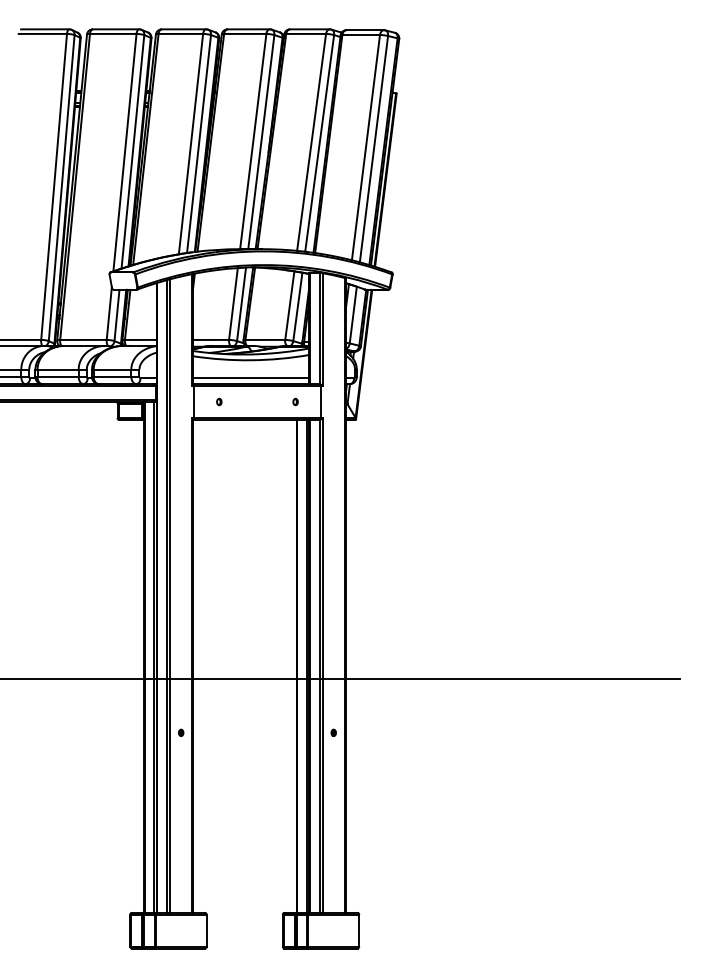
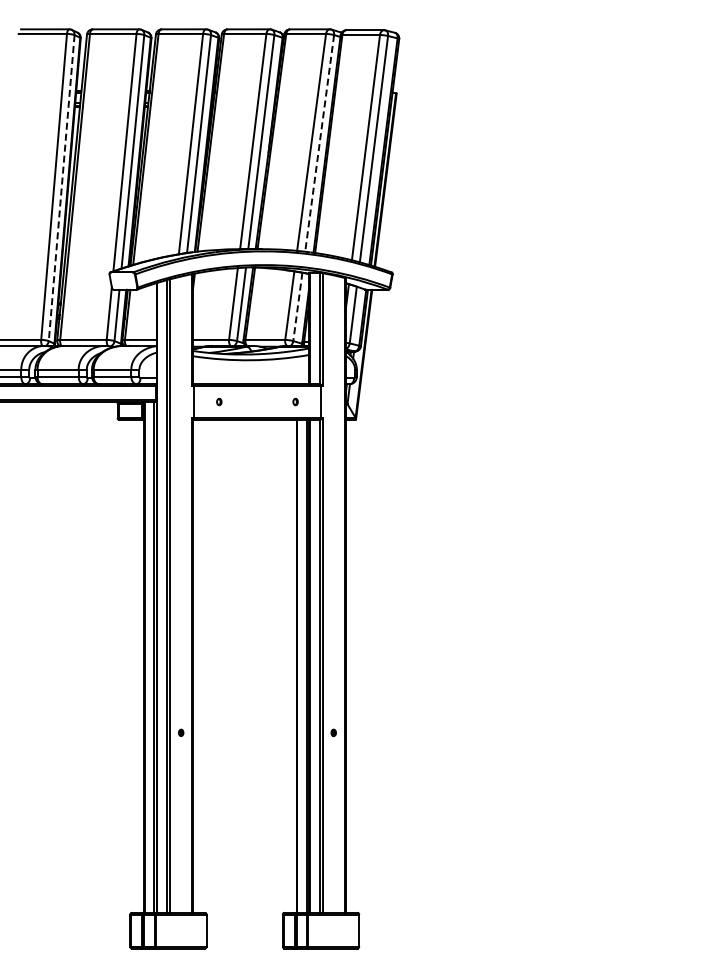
line: solid -> dashed (319, 143)
line: solid -> dashed (61, 188)
line: solid -> dashed (297, 307)
line: present -> none (251, 378)
line: present -> none (340, 678)
